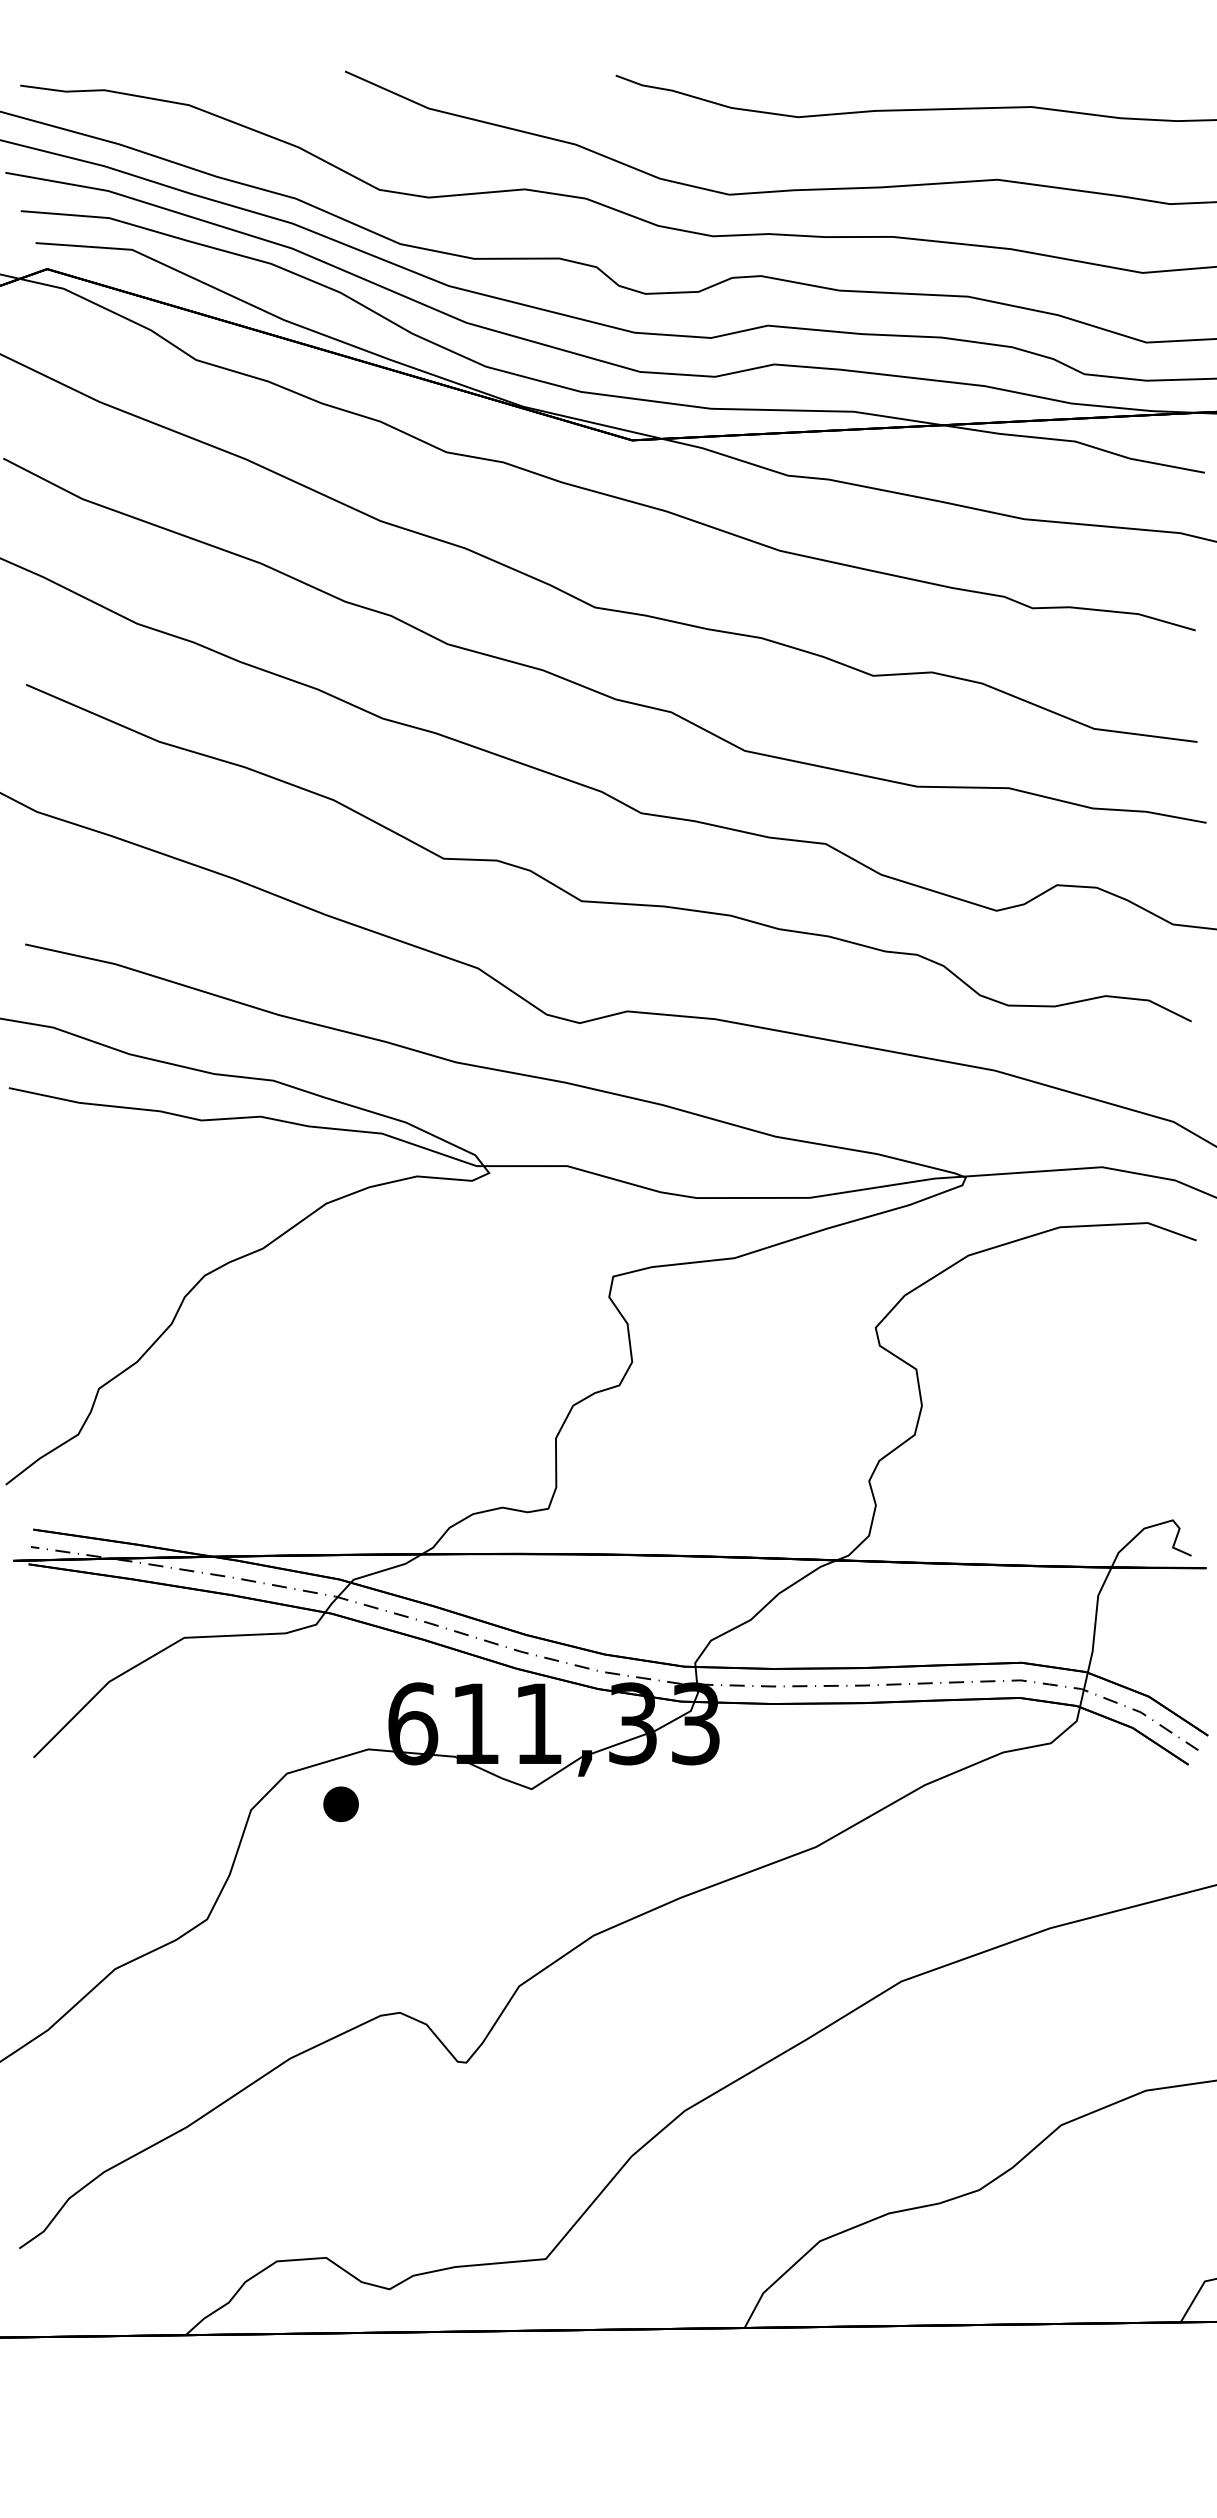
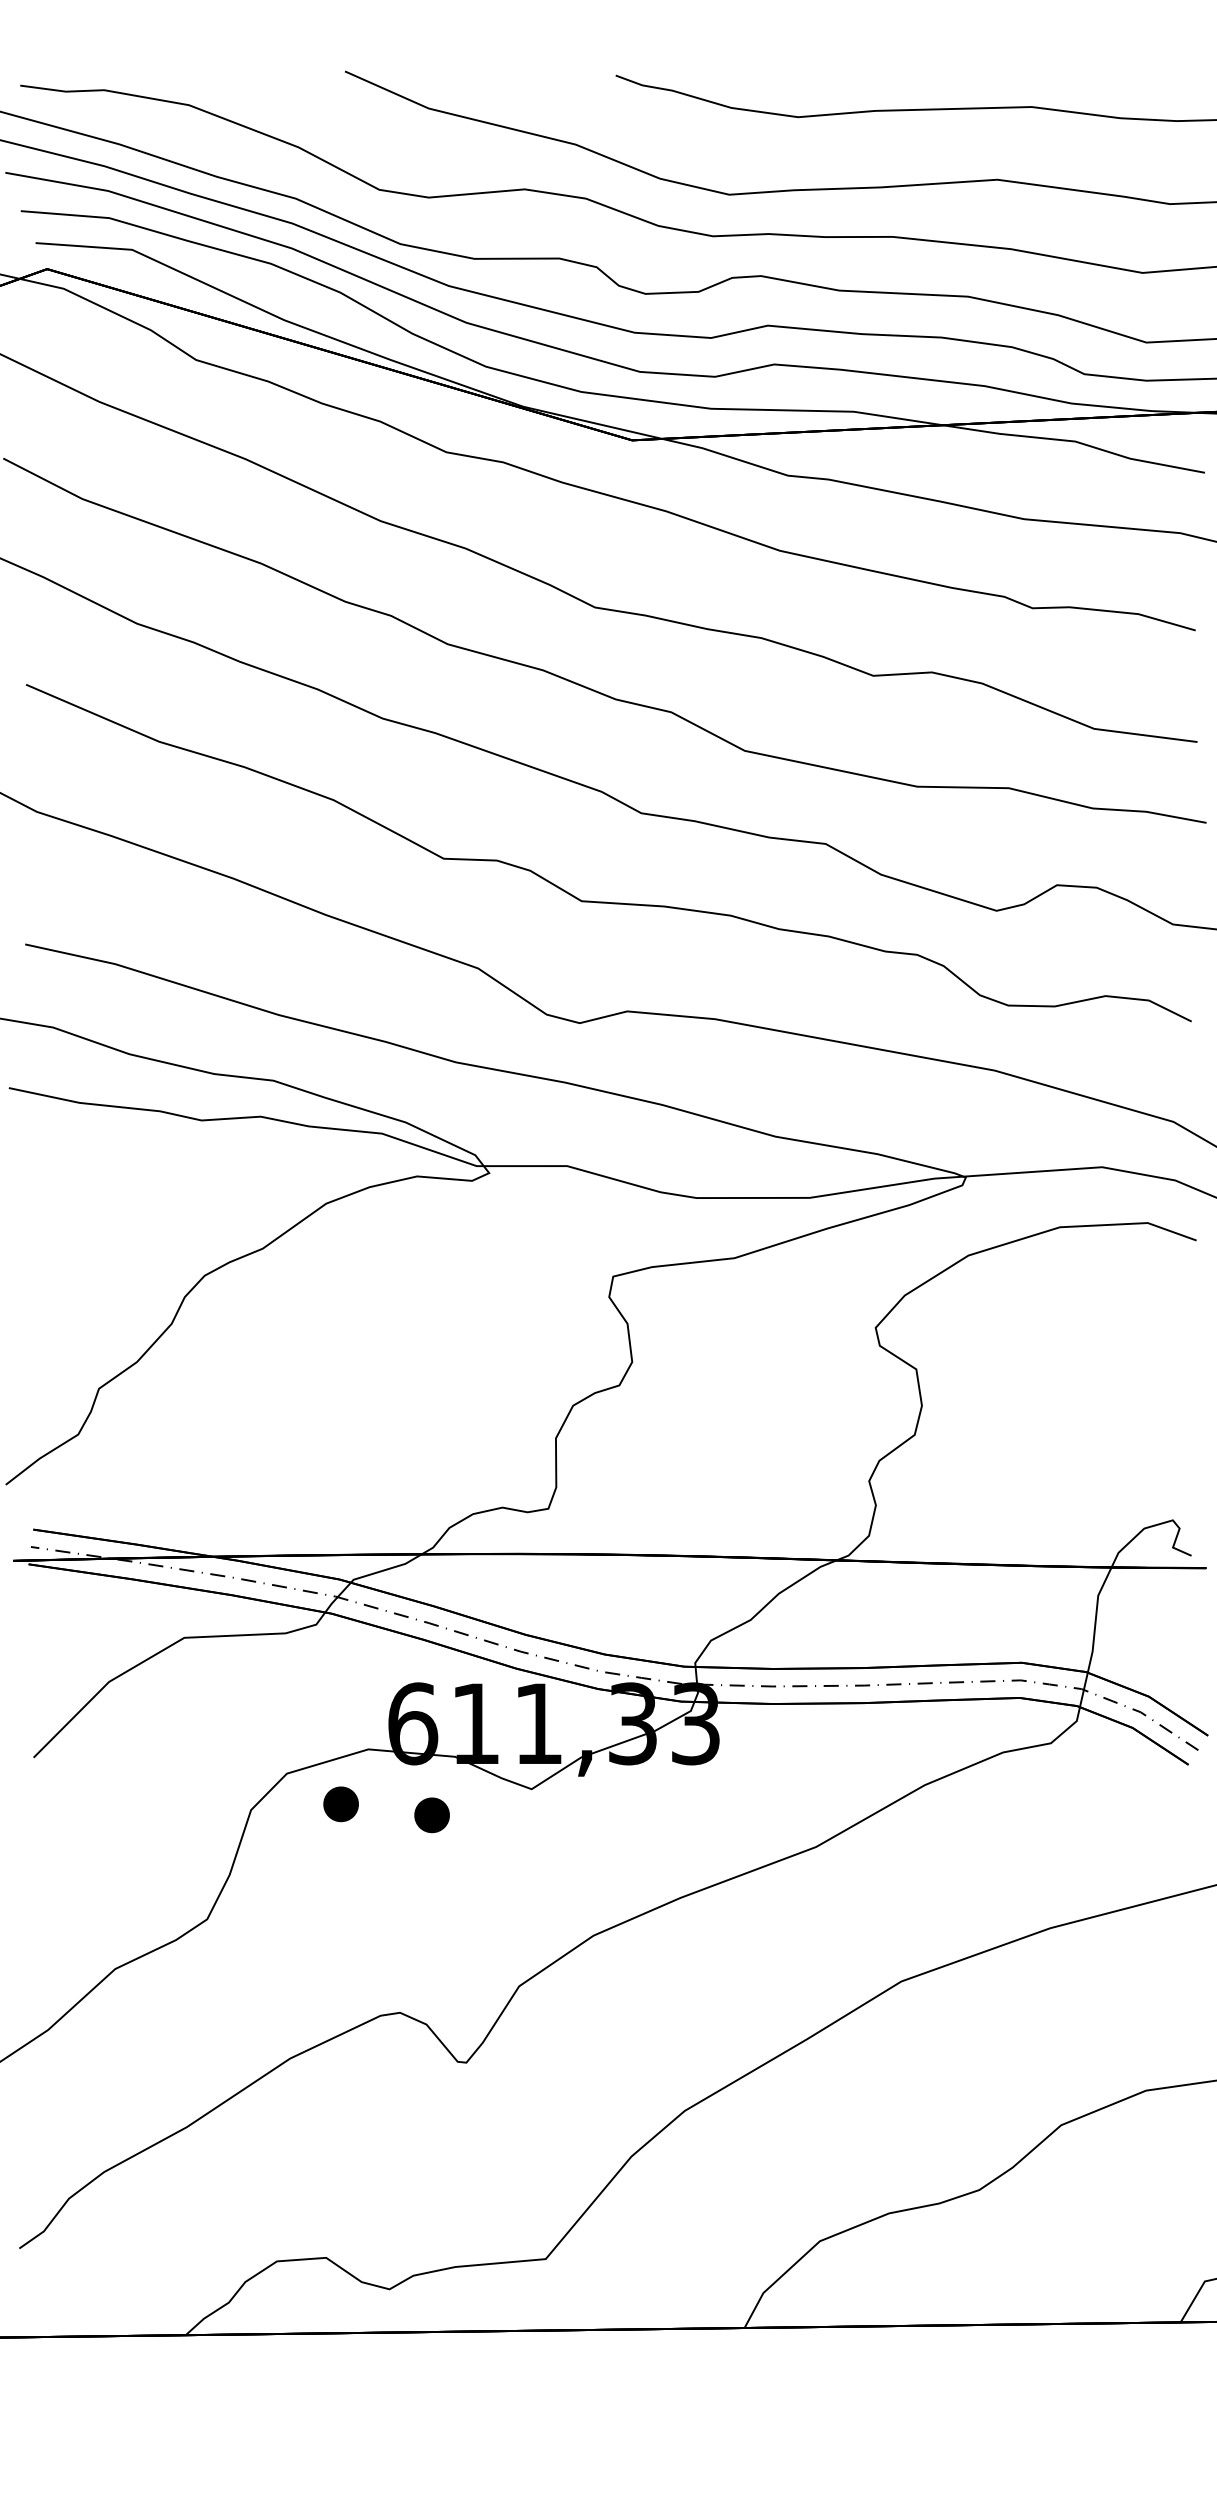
part: none -> present (431, 1815)
